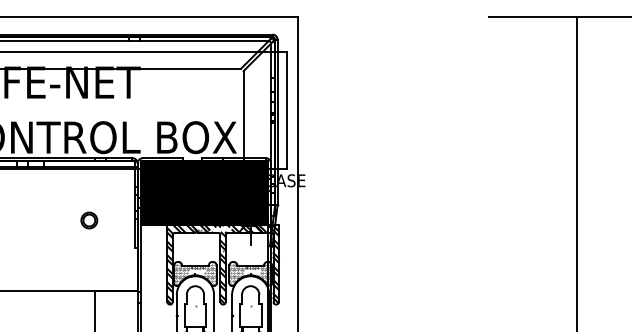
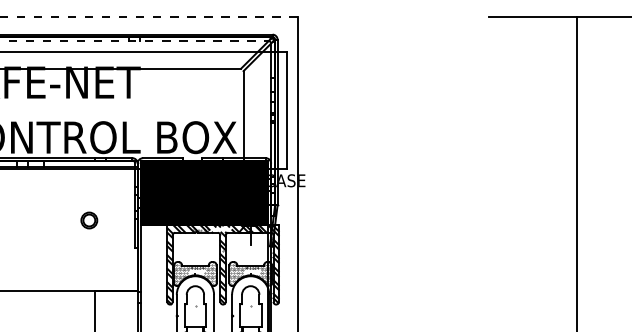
line: solid -> dashed (148, 17)
line: solid -> dashed (134, 41)
